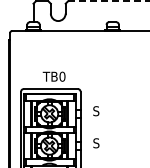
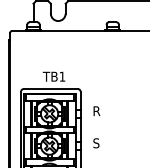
line: dashed -> solid (109, 1)
text: TB0 -> TB1 (62, 76)
text: S -> R (96, 111)
